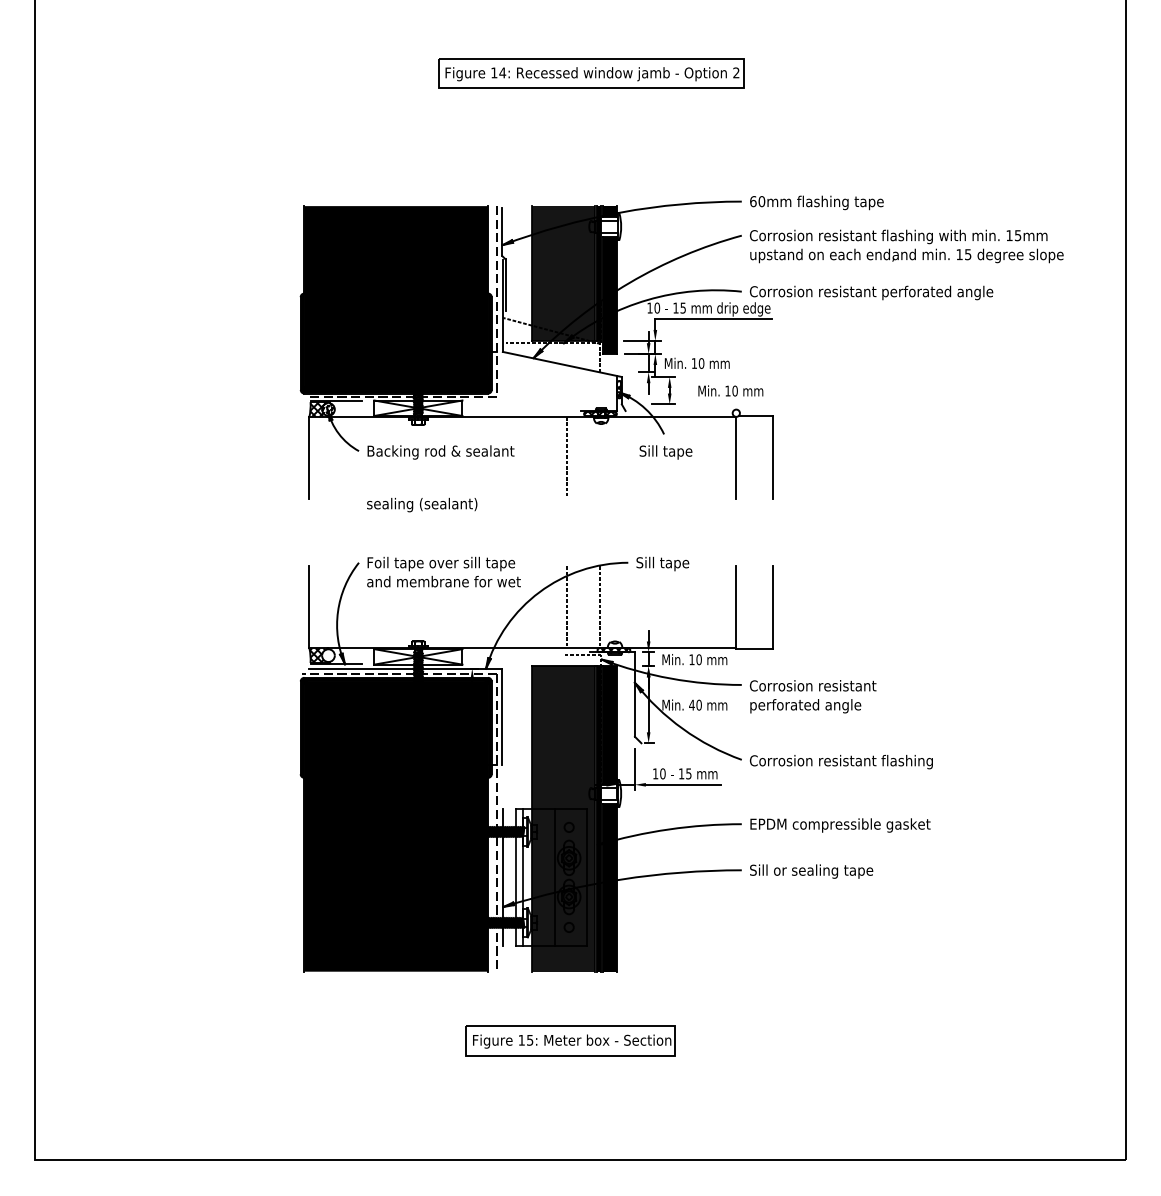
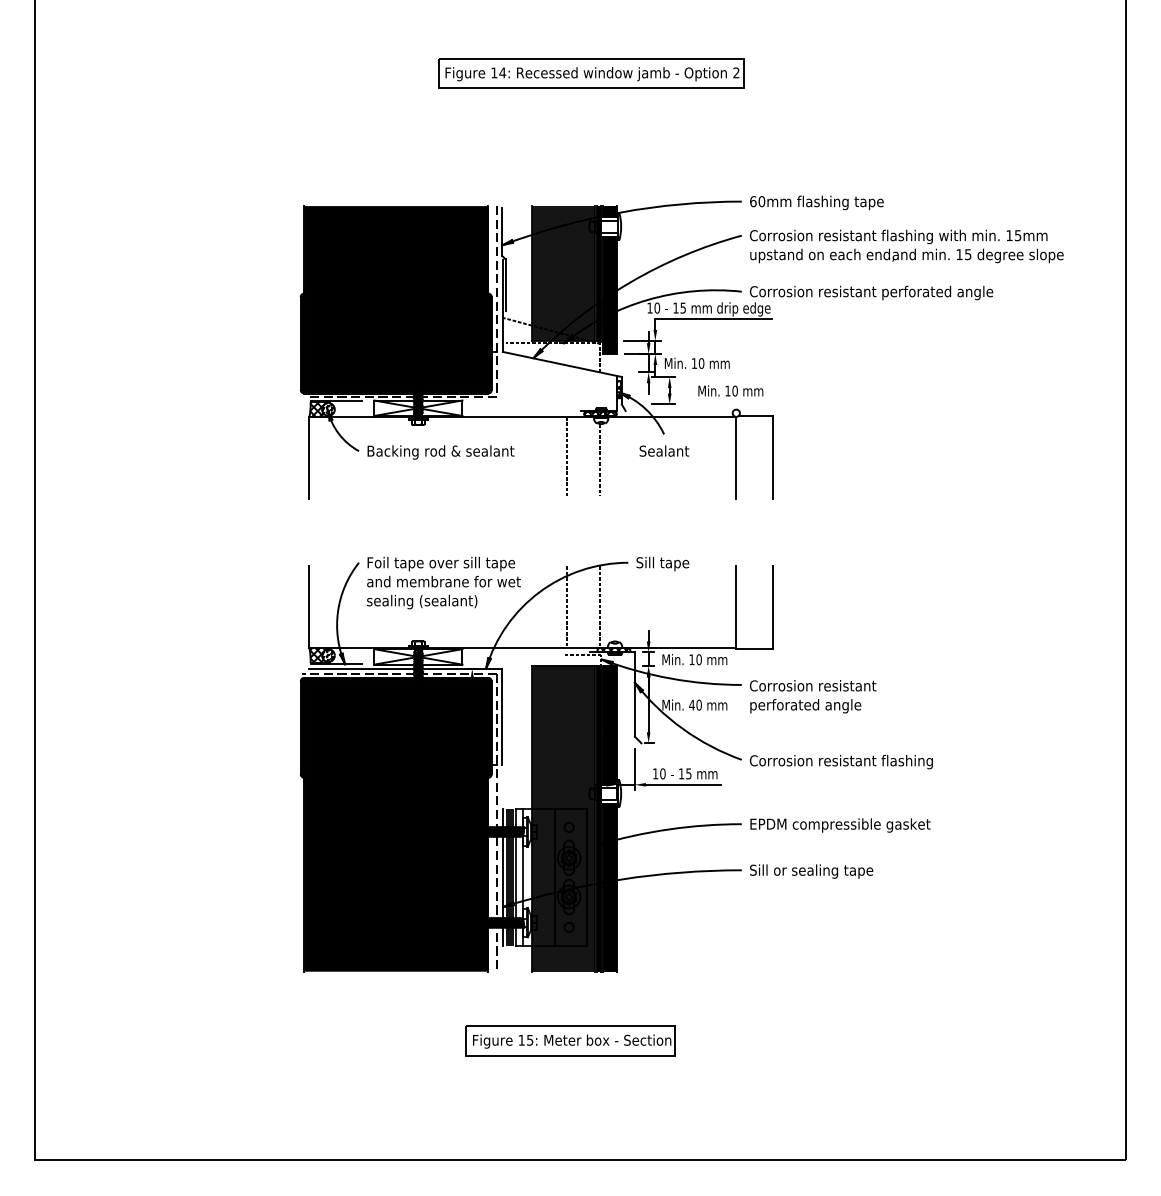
text: Sill tape -> Sealant (670, 452)
line: none -> present (600, 460)
text position: (422, 505) -> (422, 602) (422, 602)
hatch: none -> present (328, 655)
fill: none -> present (509, 877)
